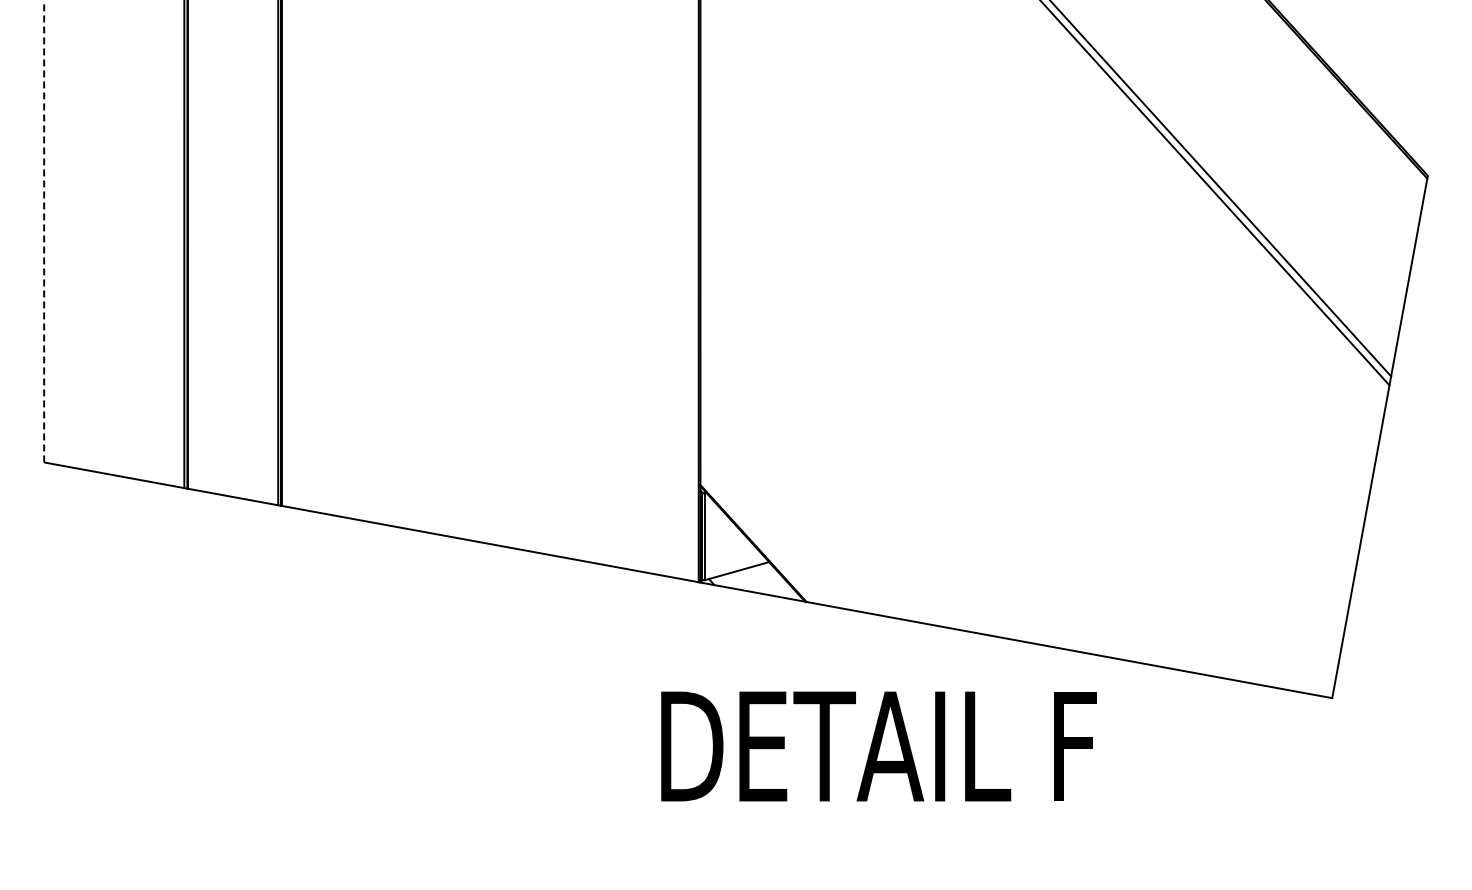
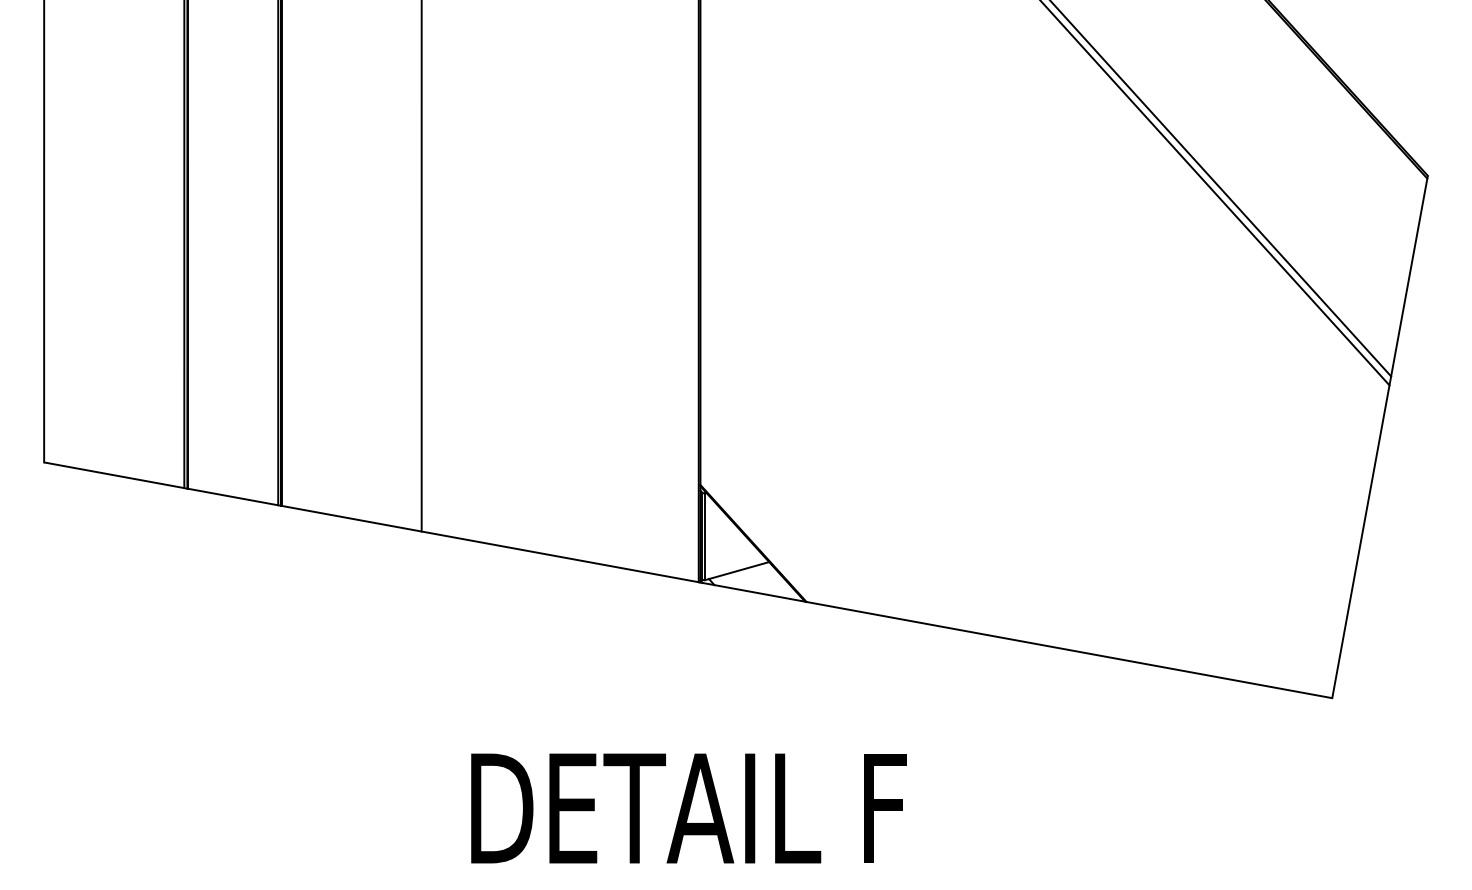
line: dashed -> solid (44, 231)
line: none -> present (421, 266)
text position: (878, 746) -> (688, 808) (688, 808)
